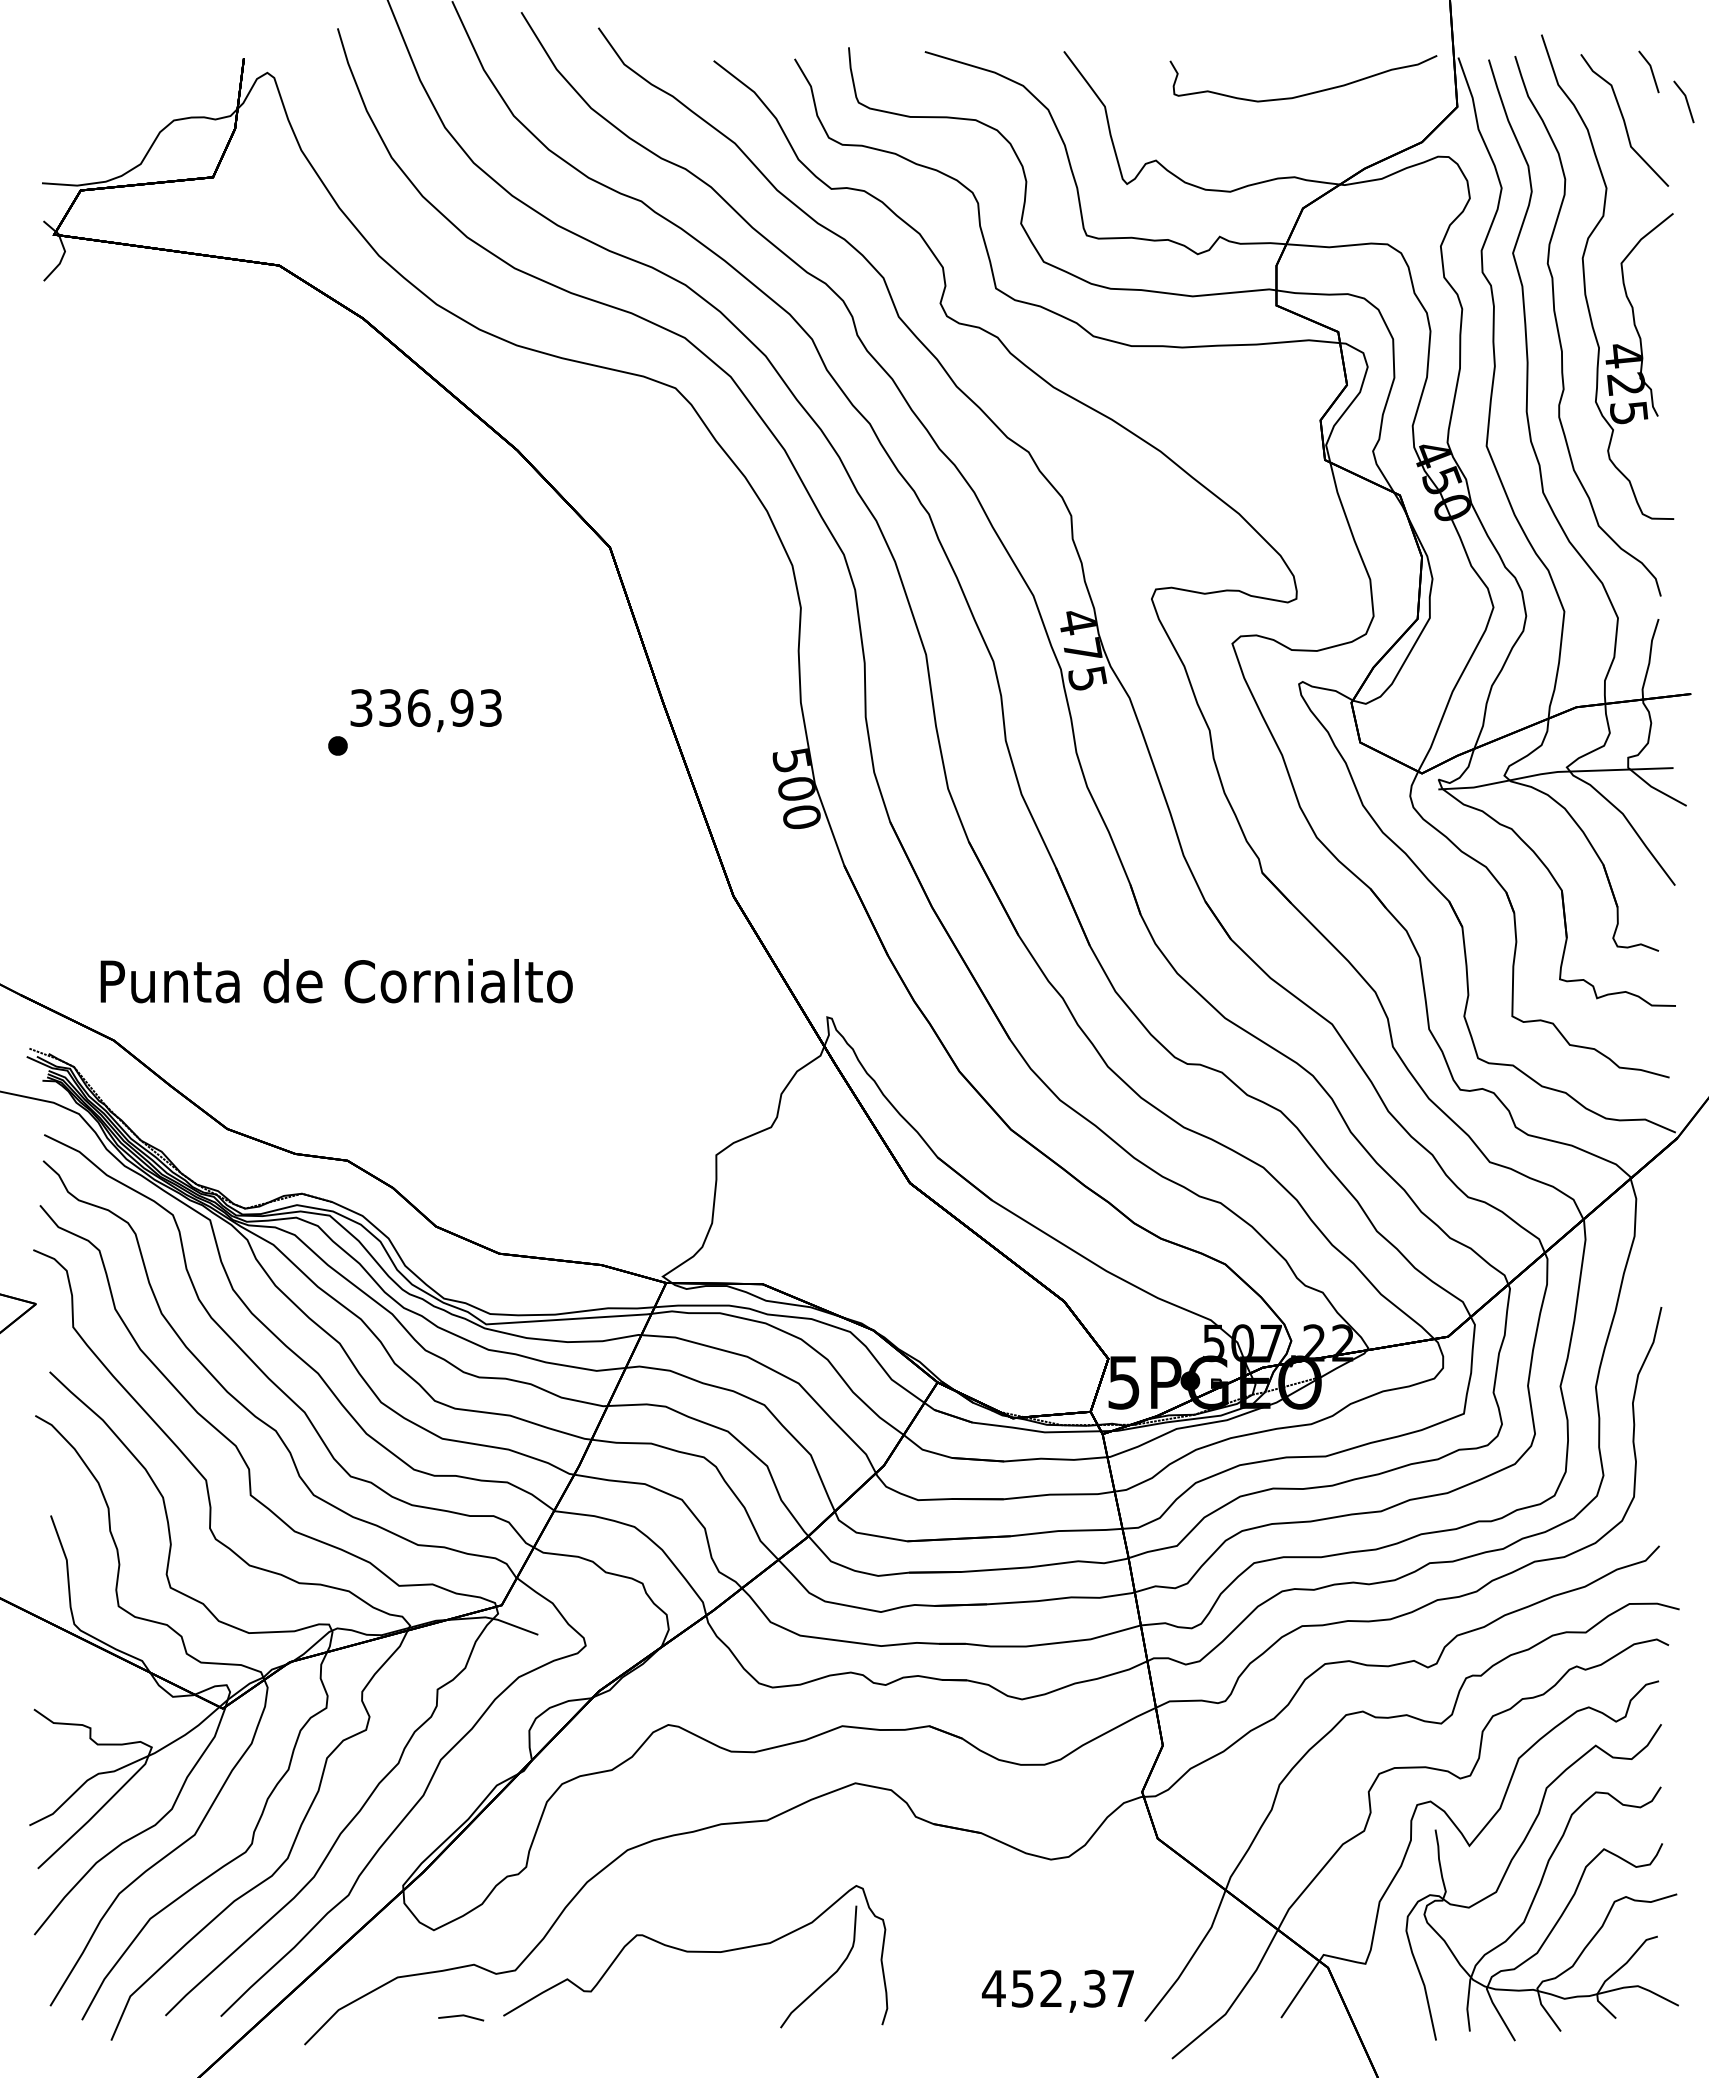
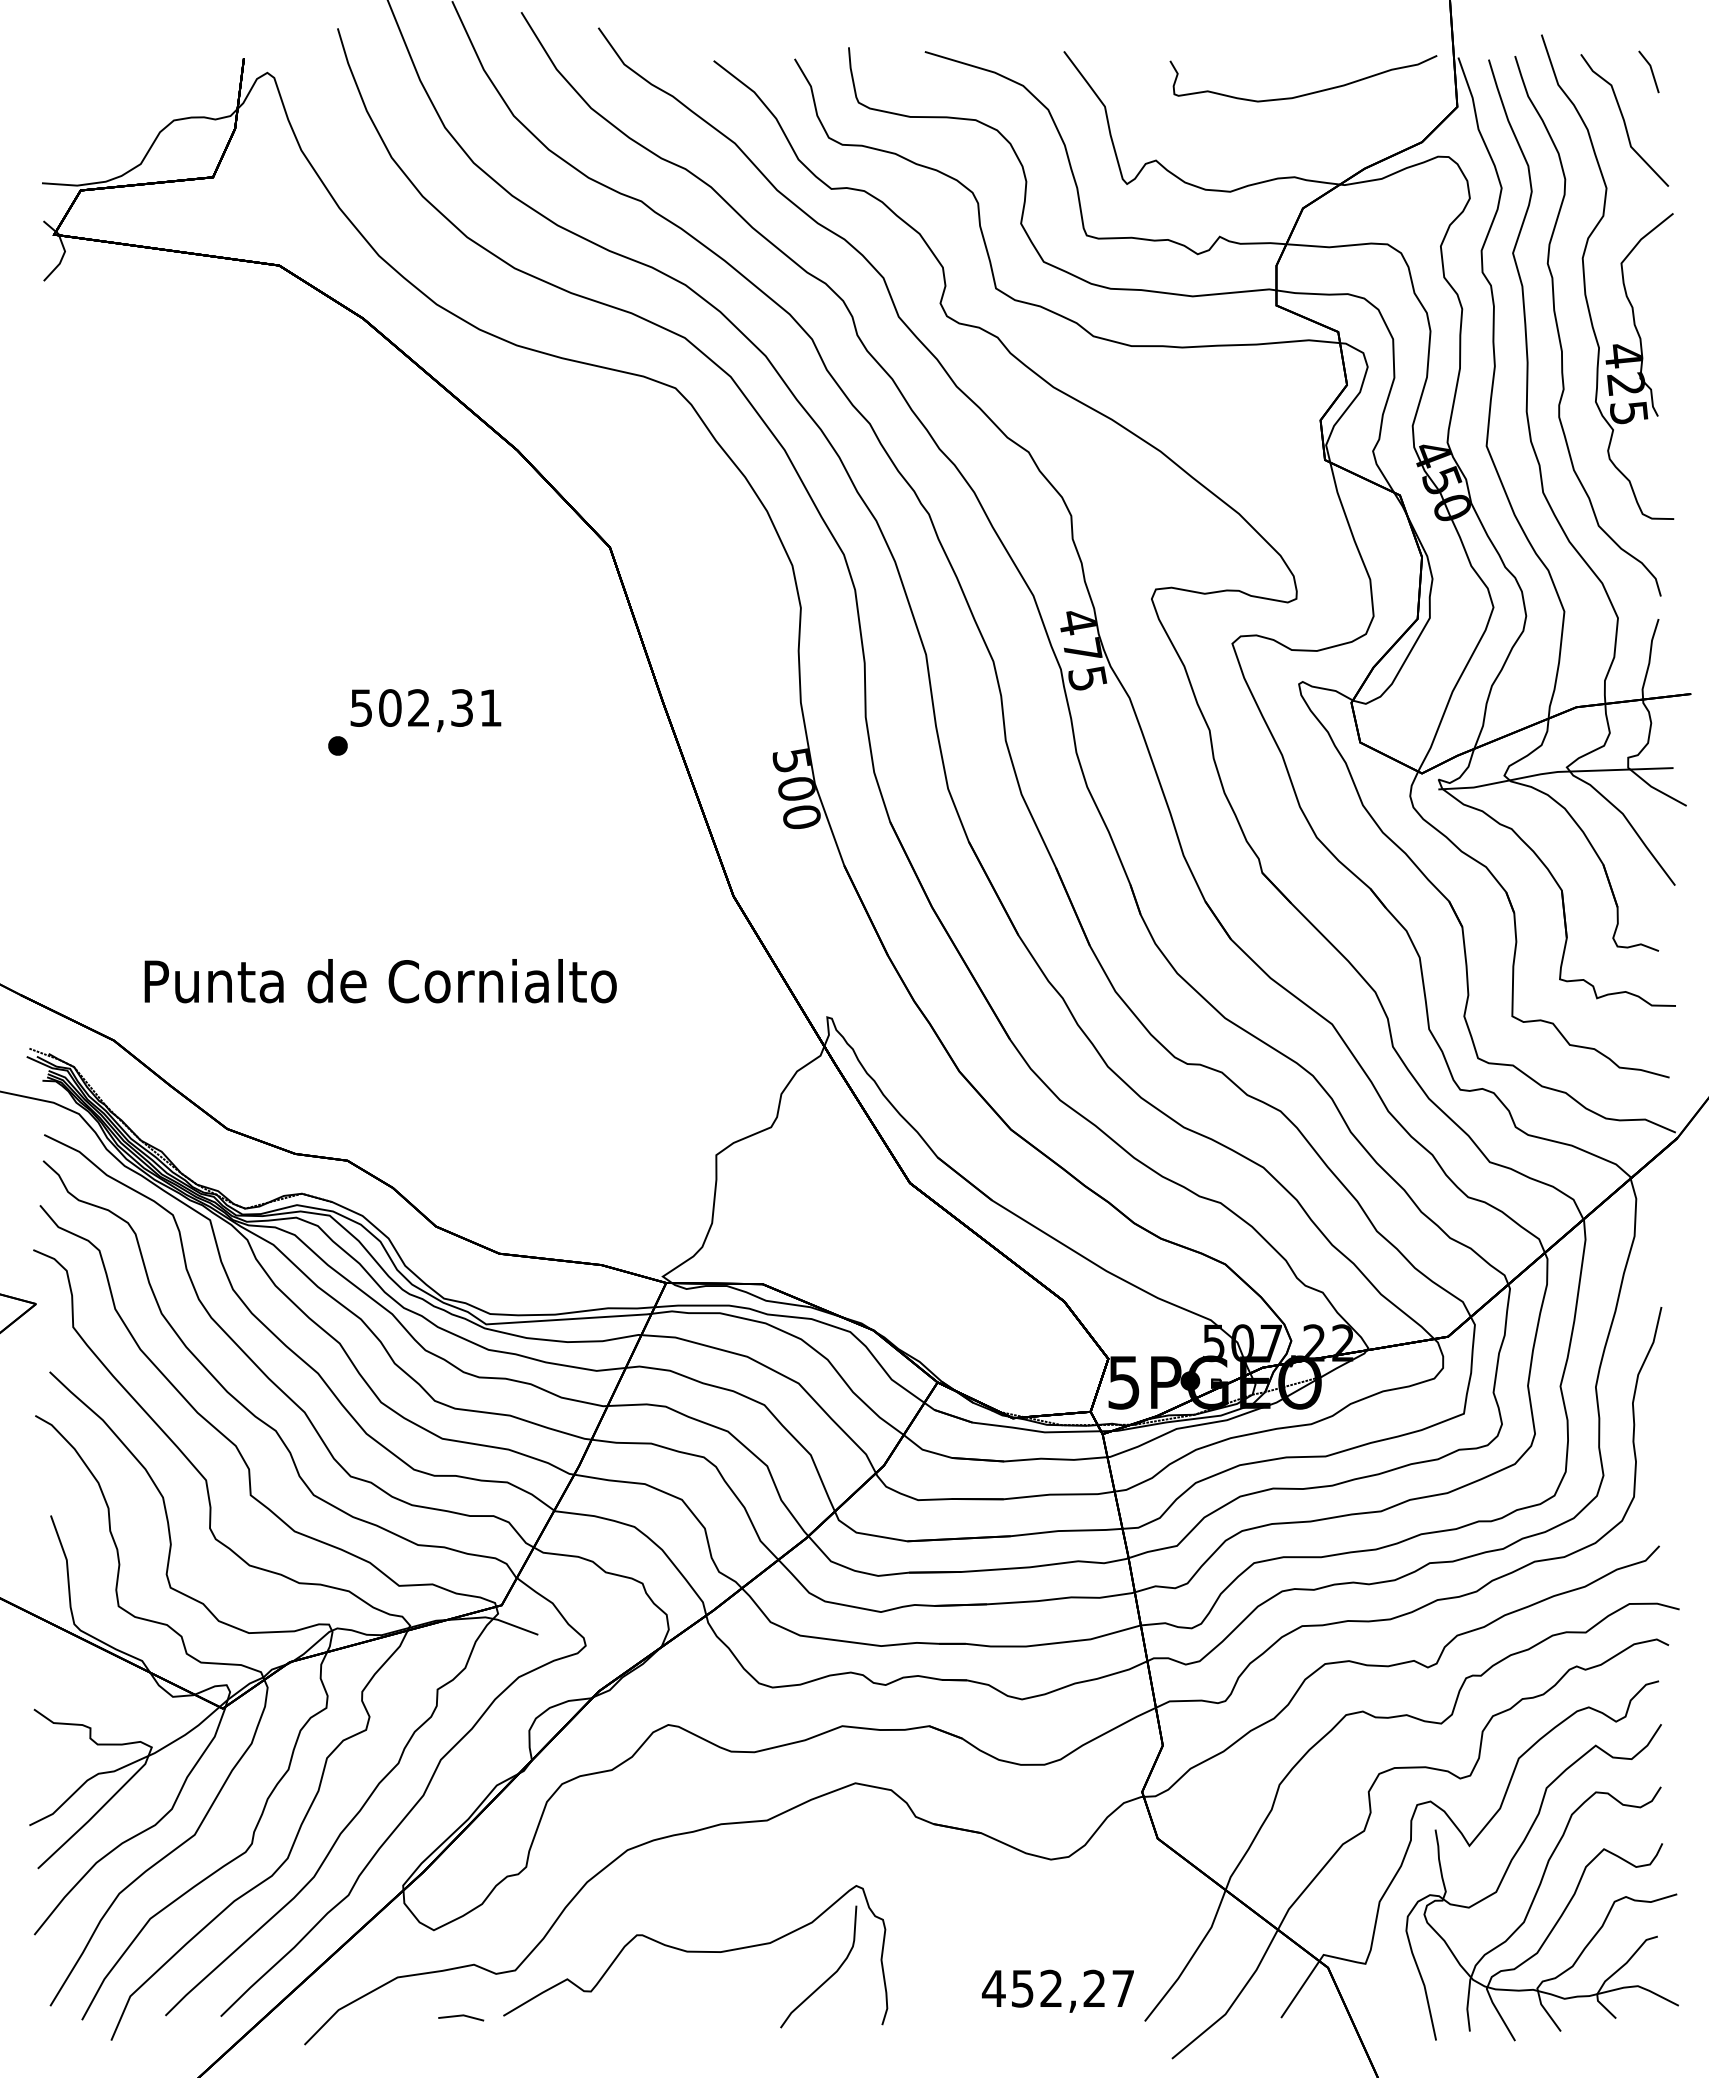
line: present -> none (1685, 100)
text: 336,93 -> 502,31 (426, 707)
text position: (336, 981) -> (380, 981) (380, 981)
text: 452,37 -> 452,27 (1094, 1988)
